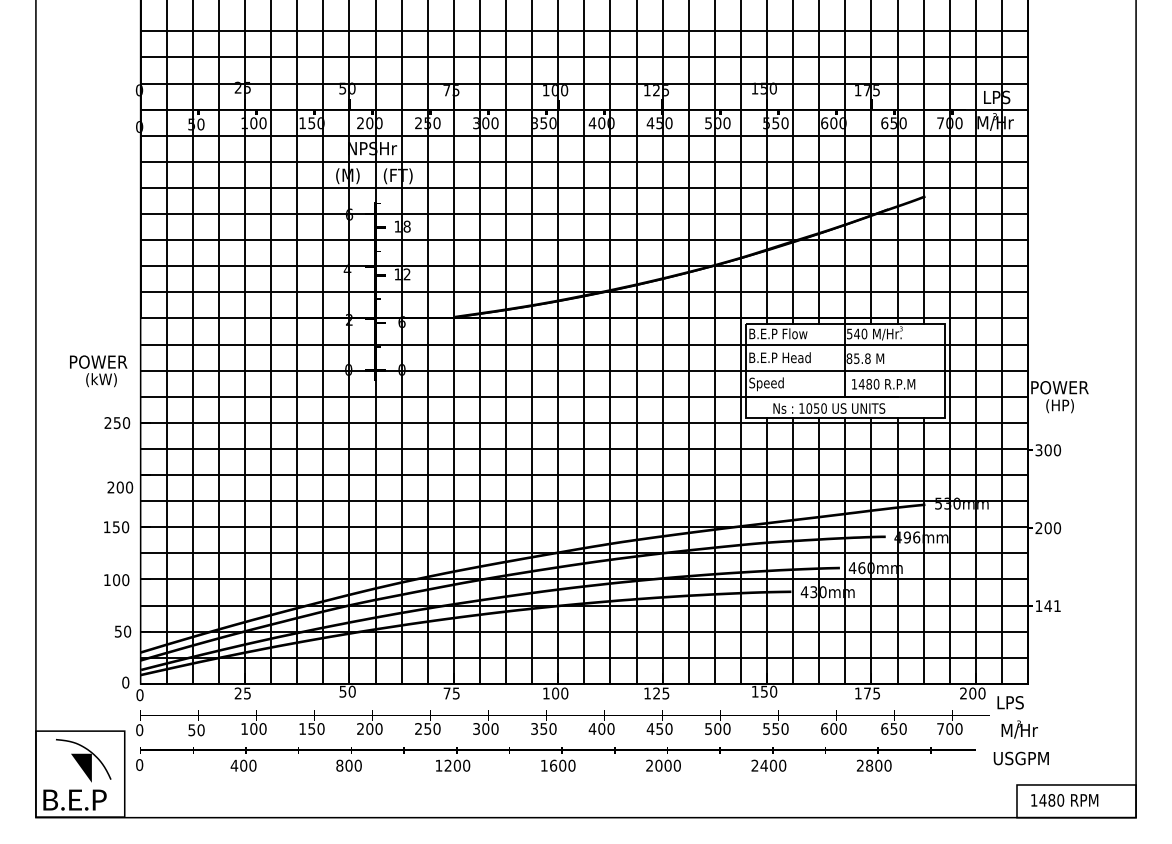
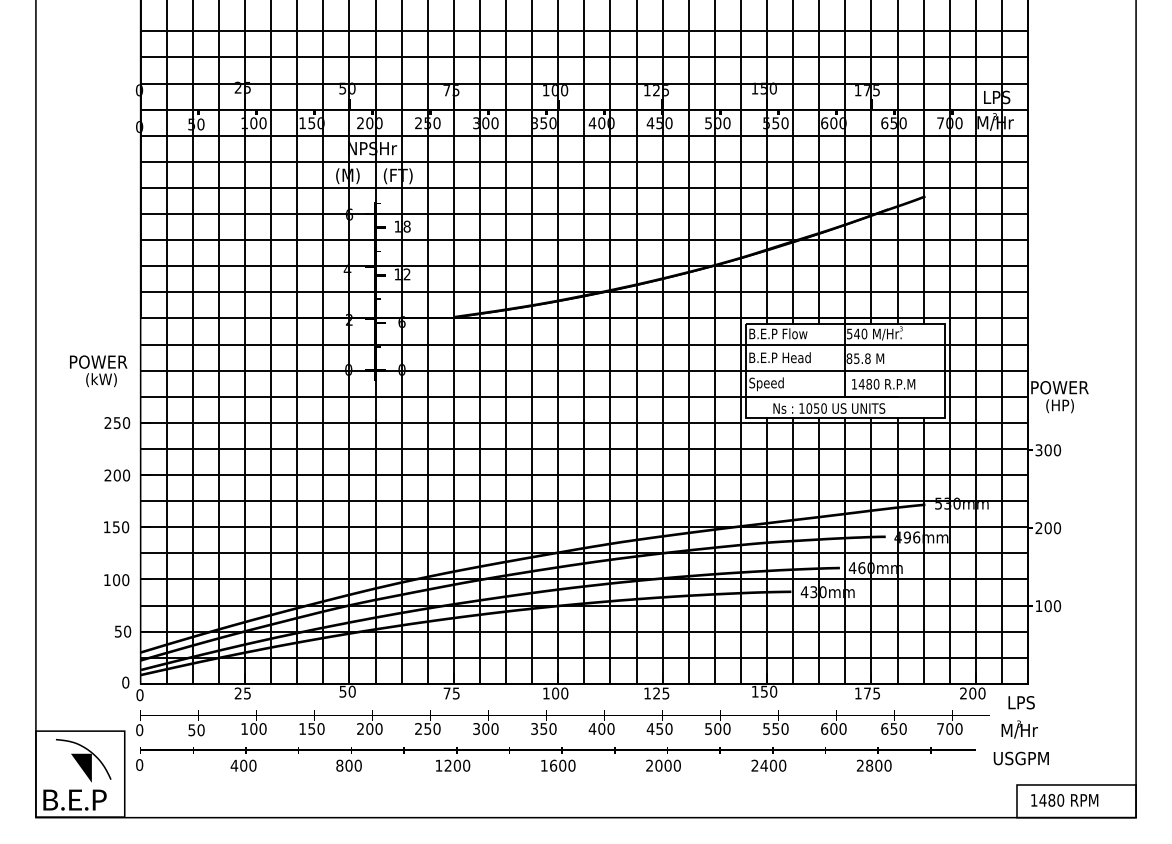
text position: (120, 487) -> (117, 475) (117, 475)
text: 141 -> 100 (1052, 606)
text position: (1010, 702) -> (1021, 702) (1021, 702)
